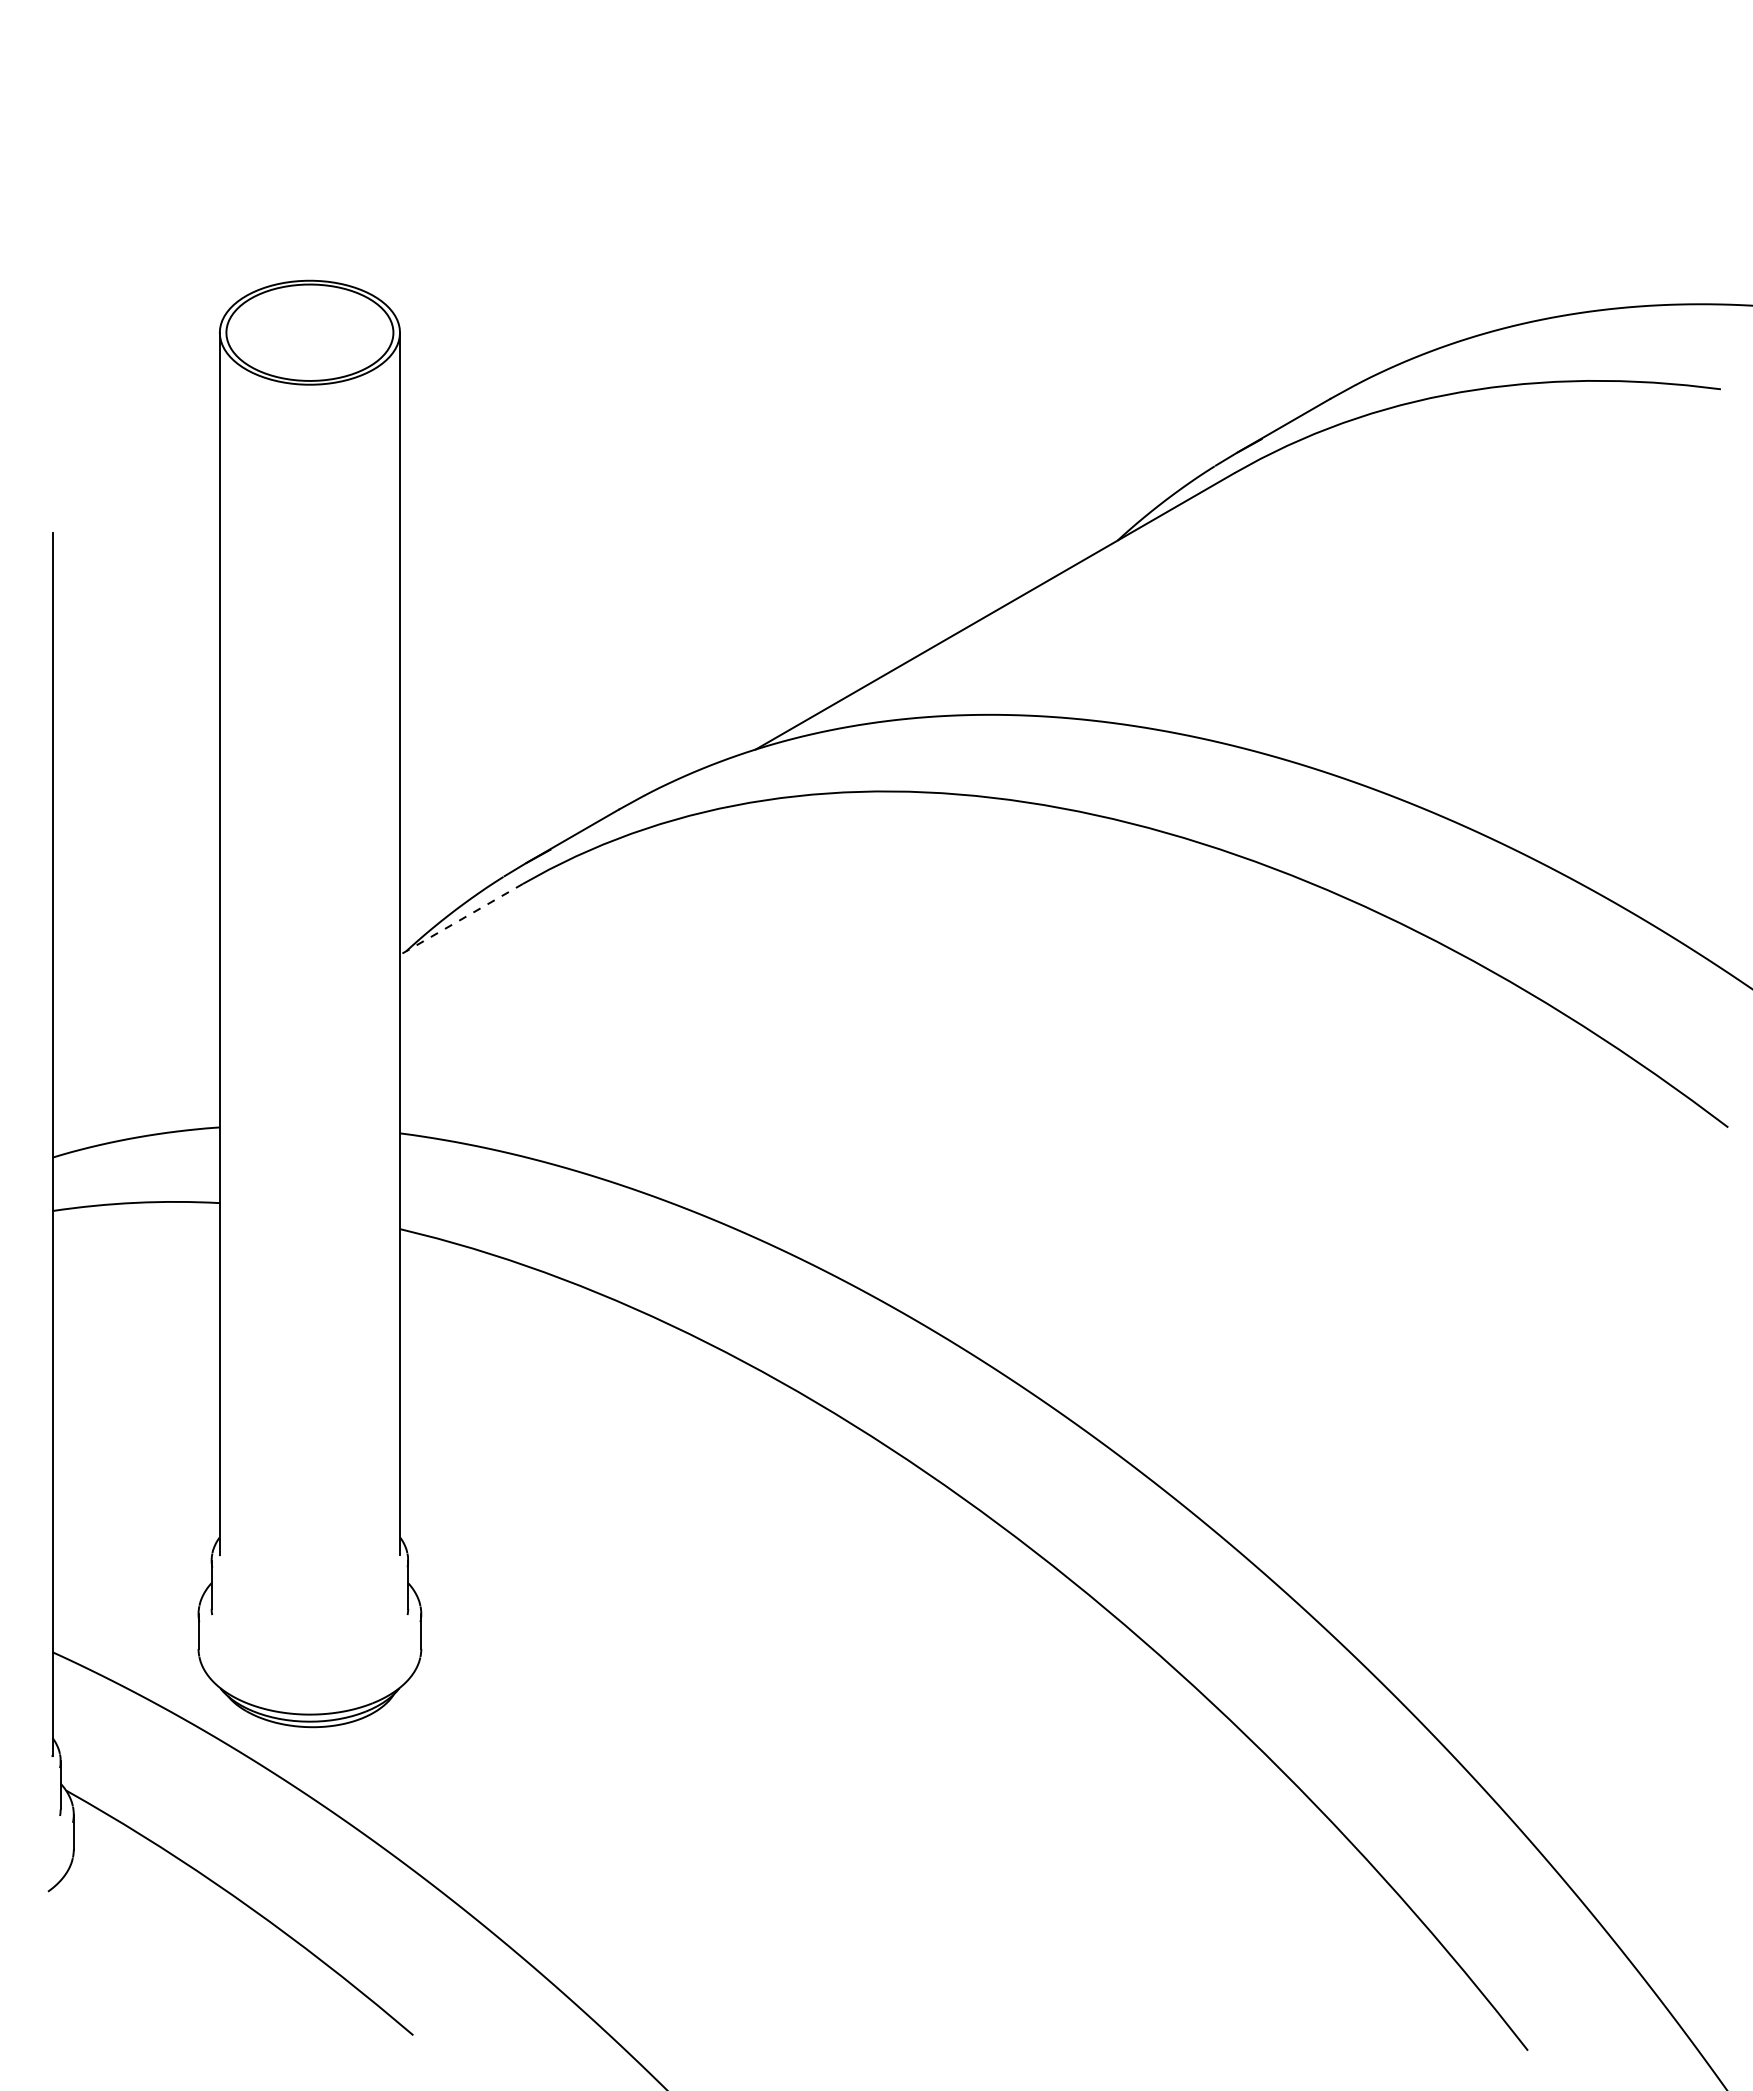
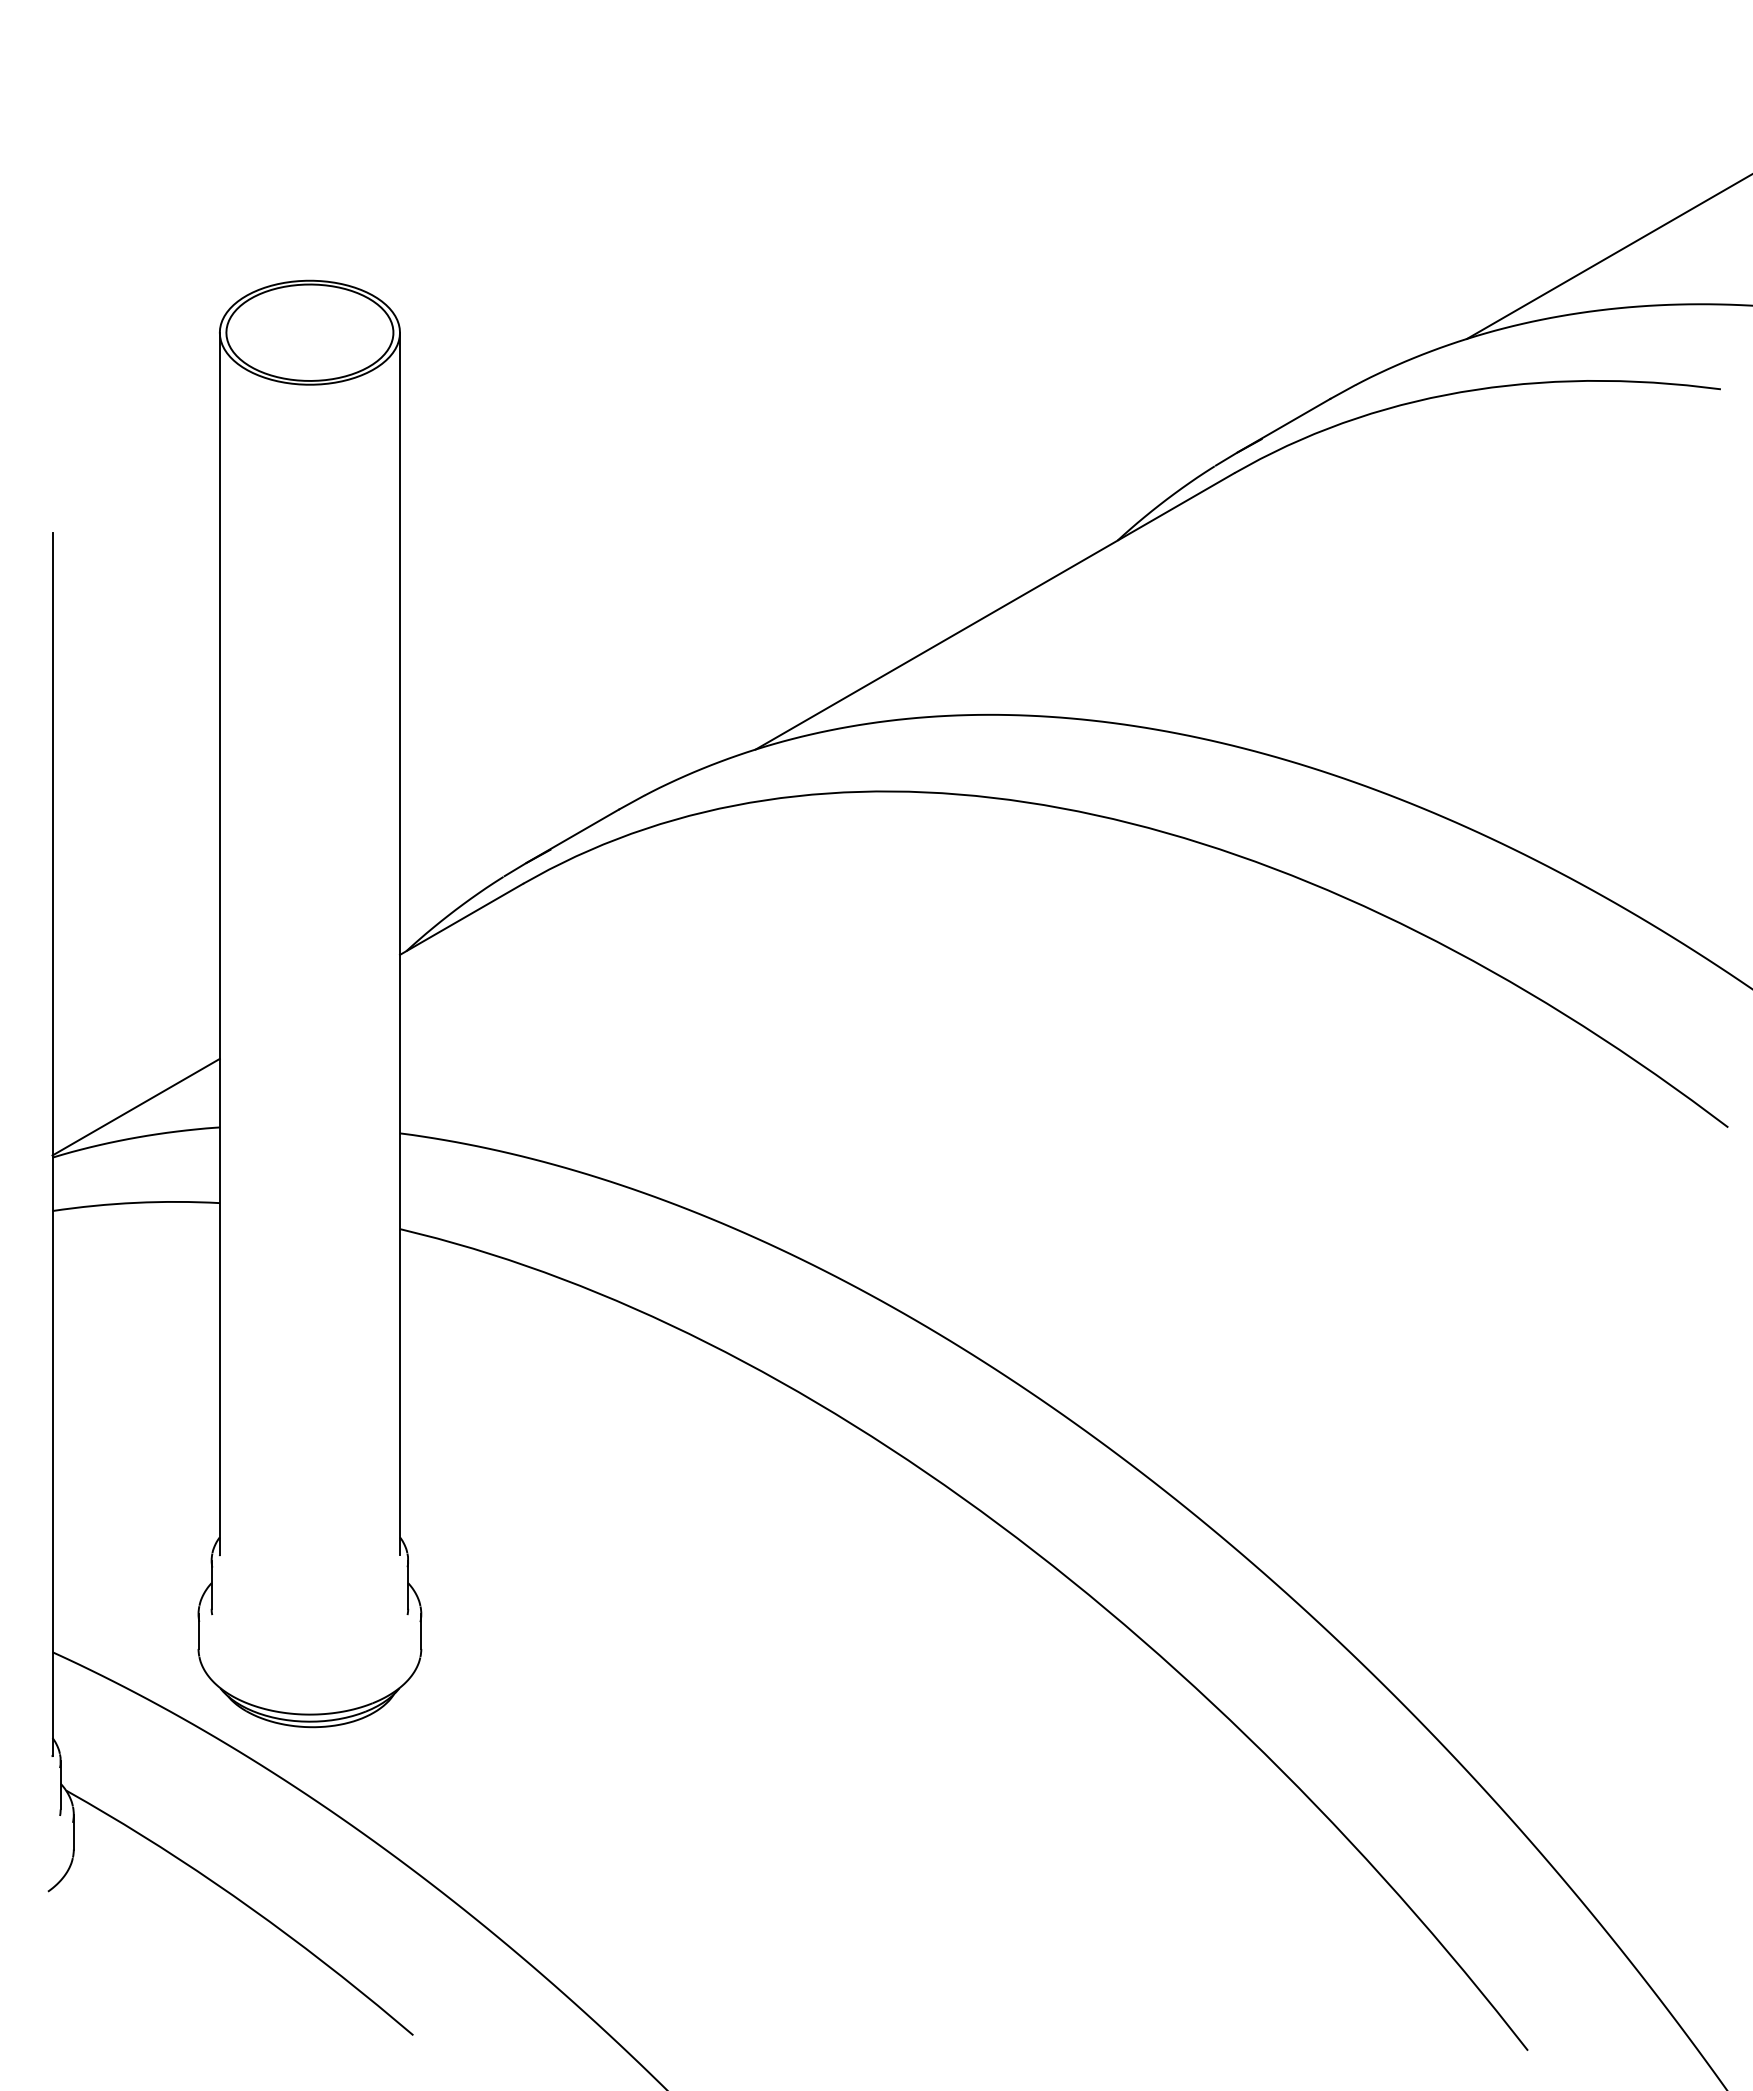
line: none -> present (1607, 256)
line: dashed -> solid (461, 919)
line: none -> present (135, 1106)
